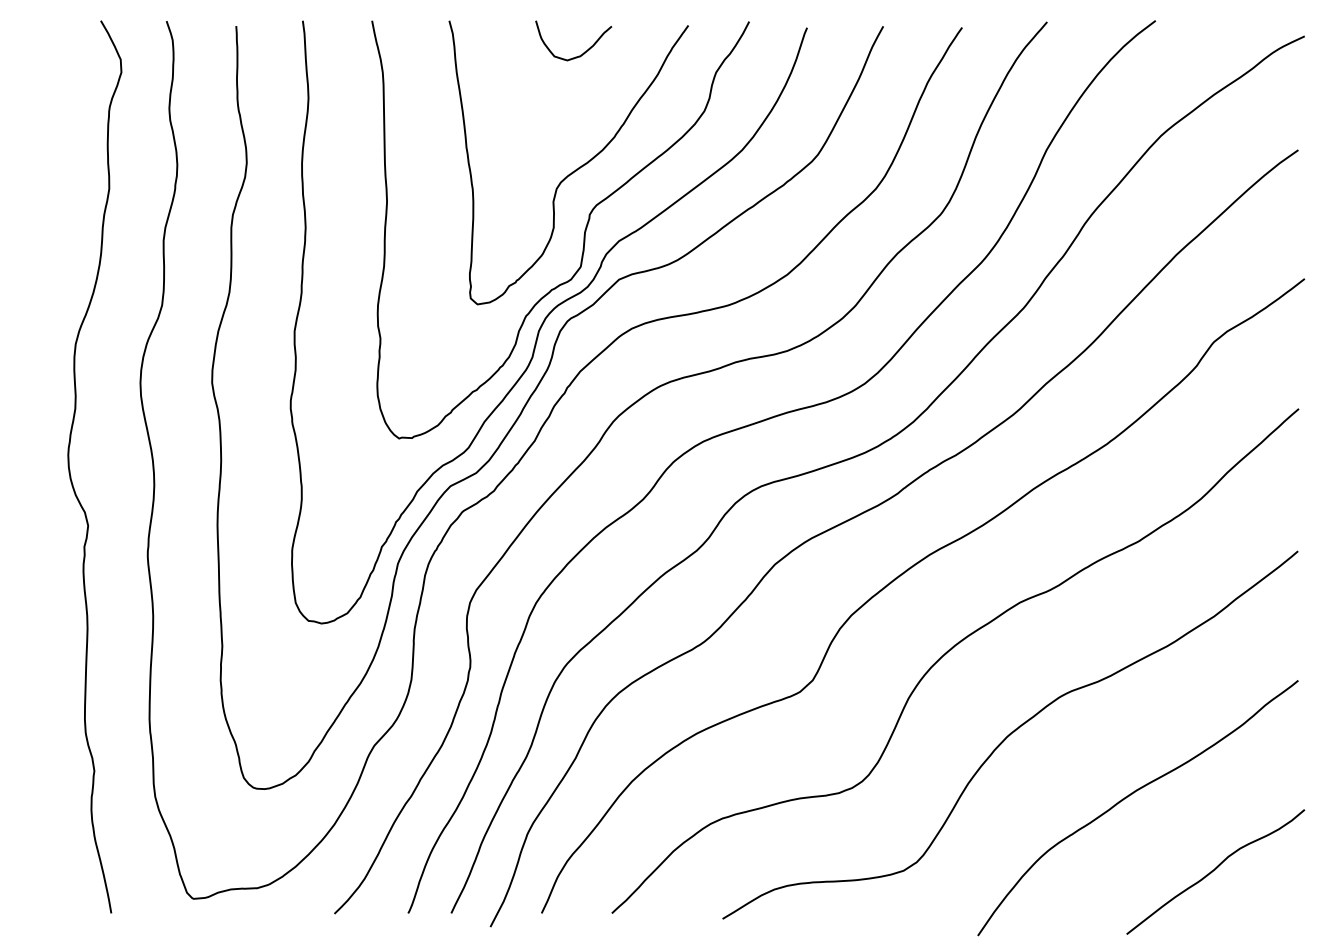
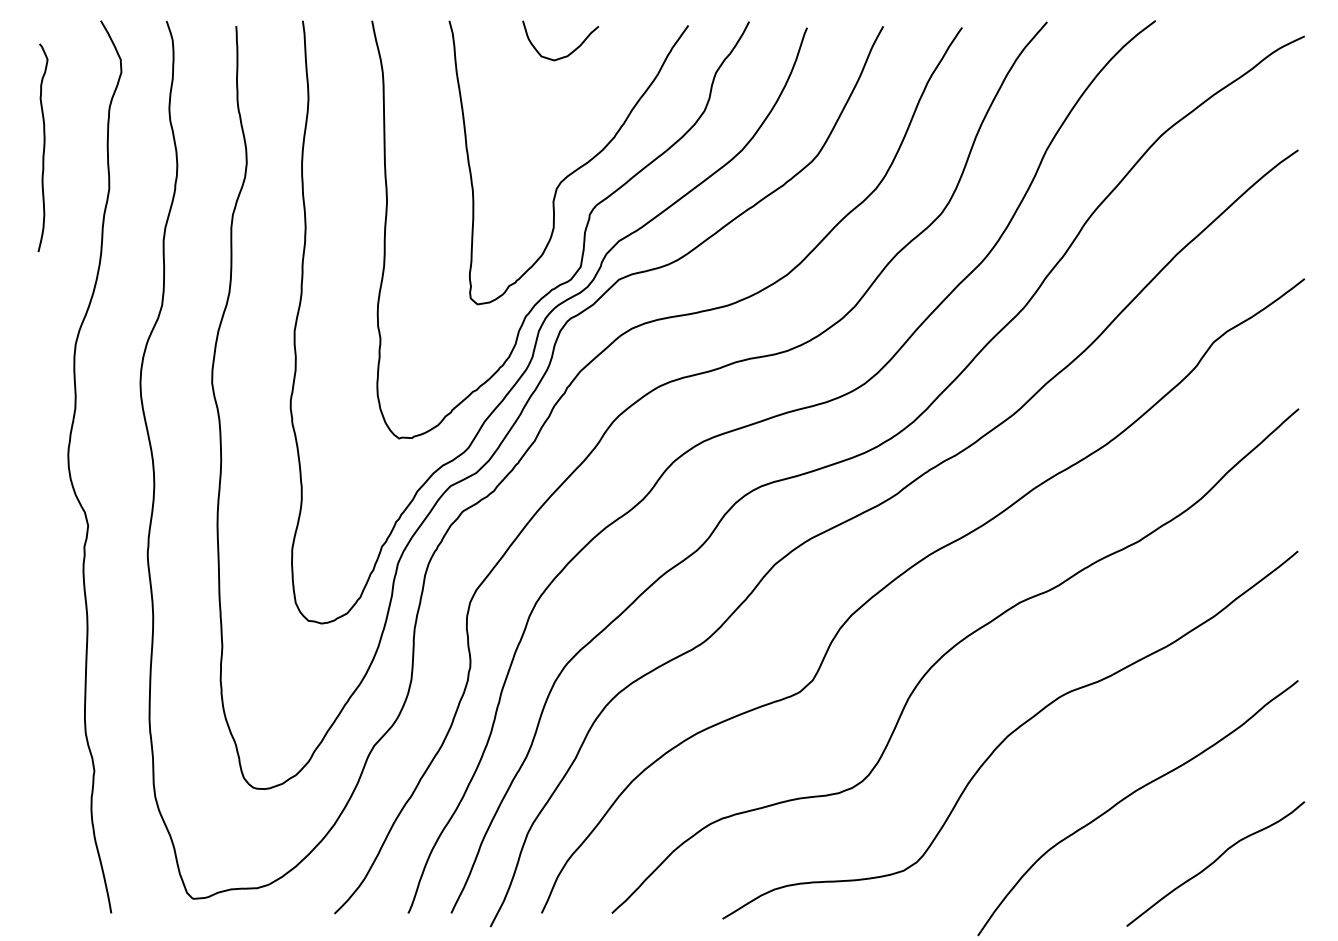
curve position: (584, 51) -> (571, 51) (571, 51)
curve: none -> present (43, 147)
curve position: (1215, 870) -> (1215, 862) (1215, 862)
